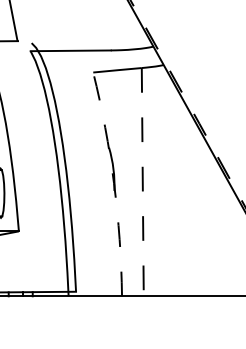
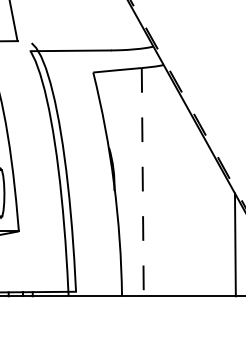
arc: dashed -> solid (114, 183)
line: none -> present (234, 244)
